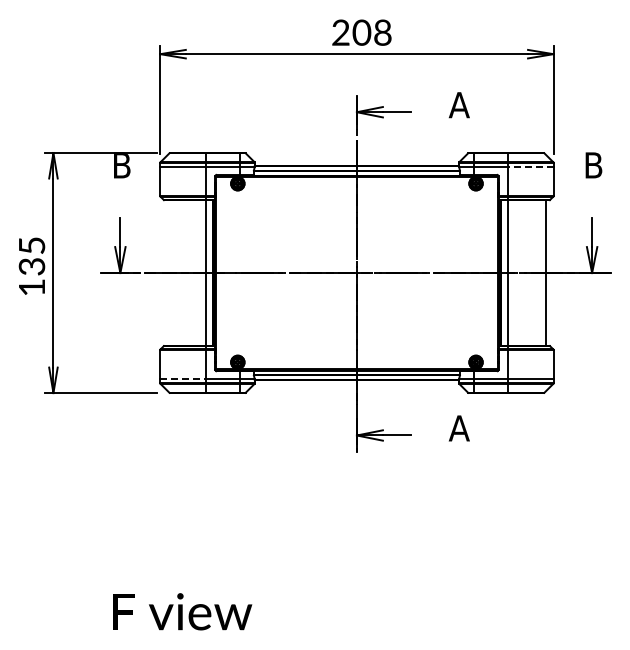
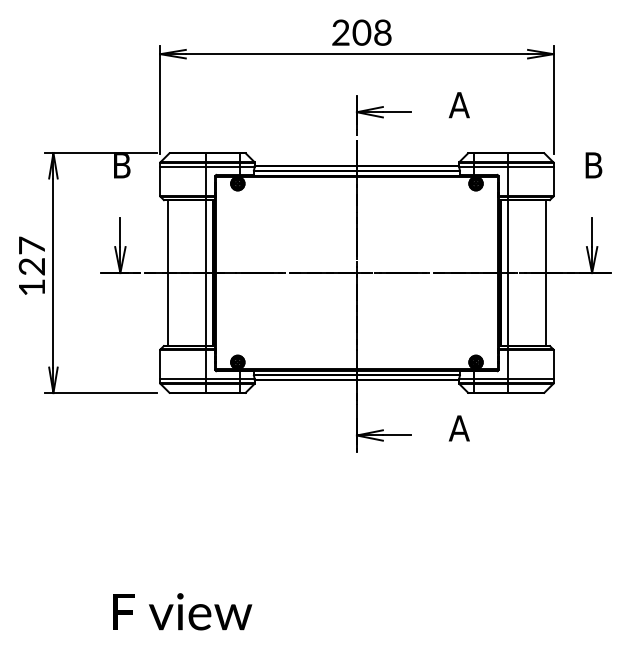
line: dashed -> solid (530, 167)
text: 135 -> 127 (32, 255)
line: none -> present (167, 272)
line: dashed -> solid (183, 378)
